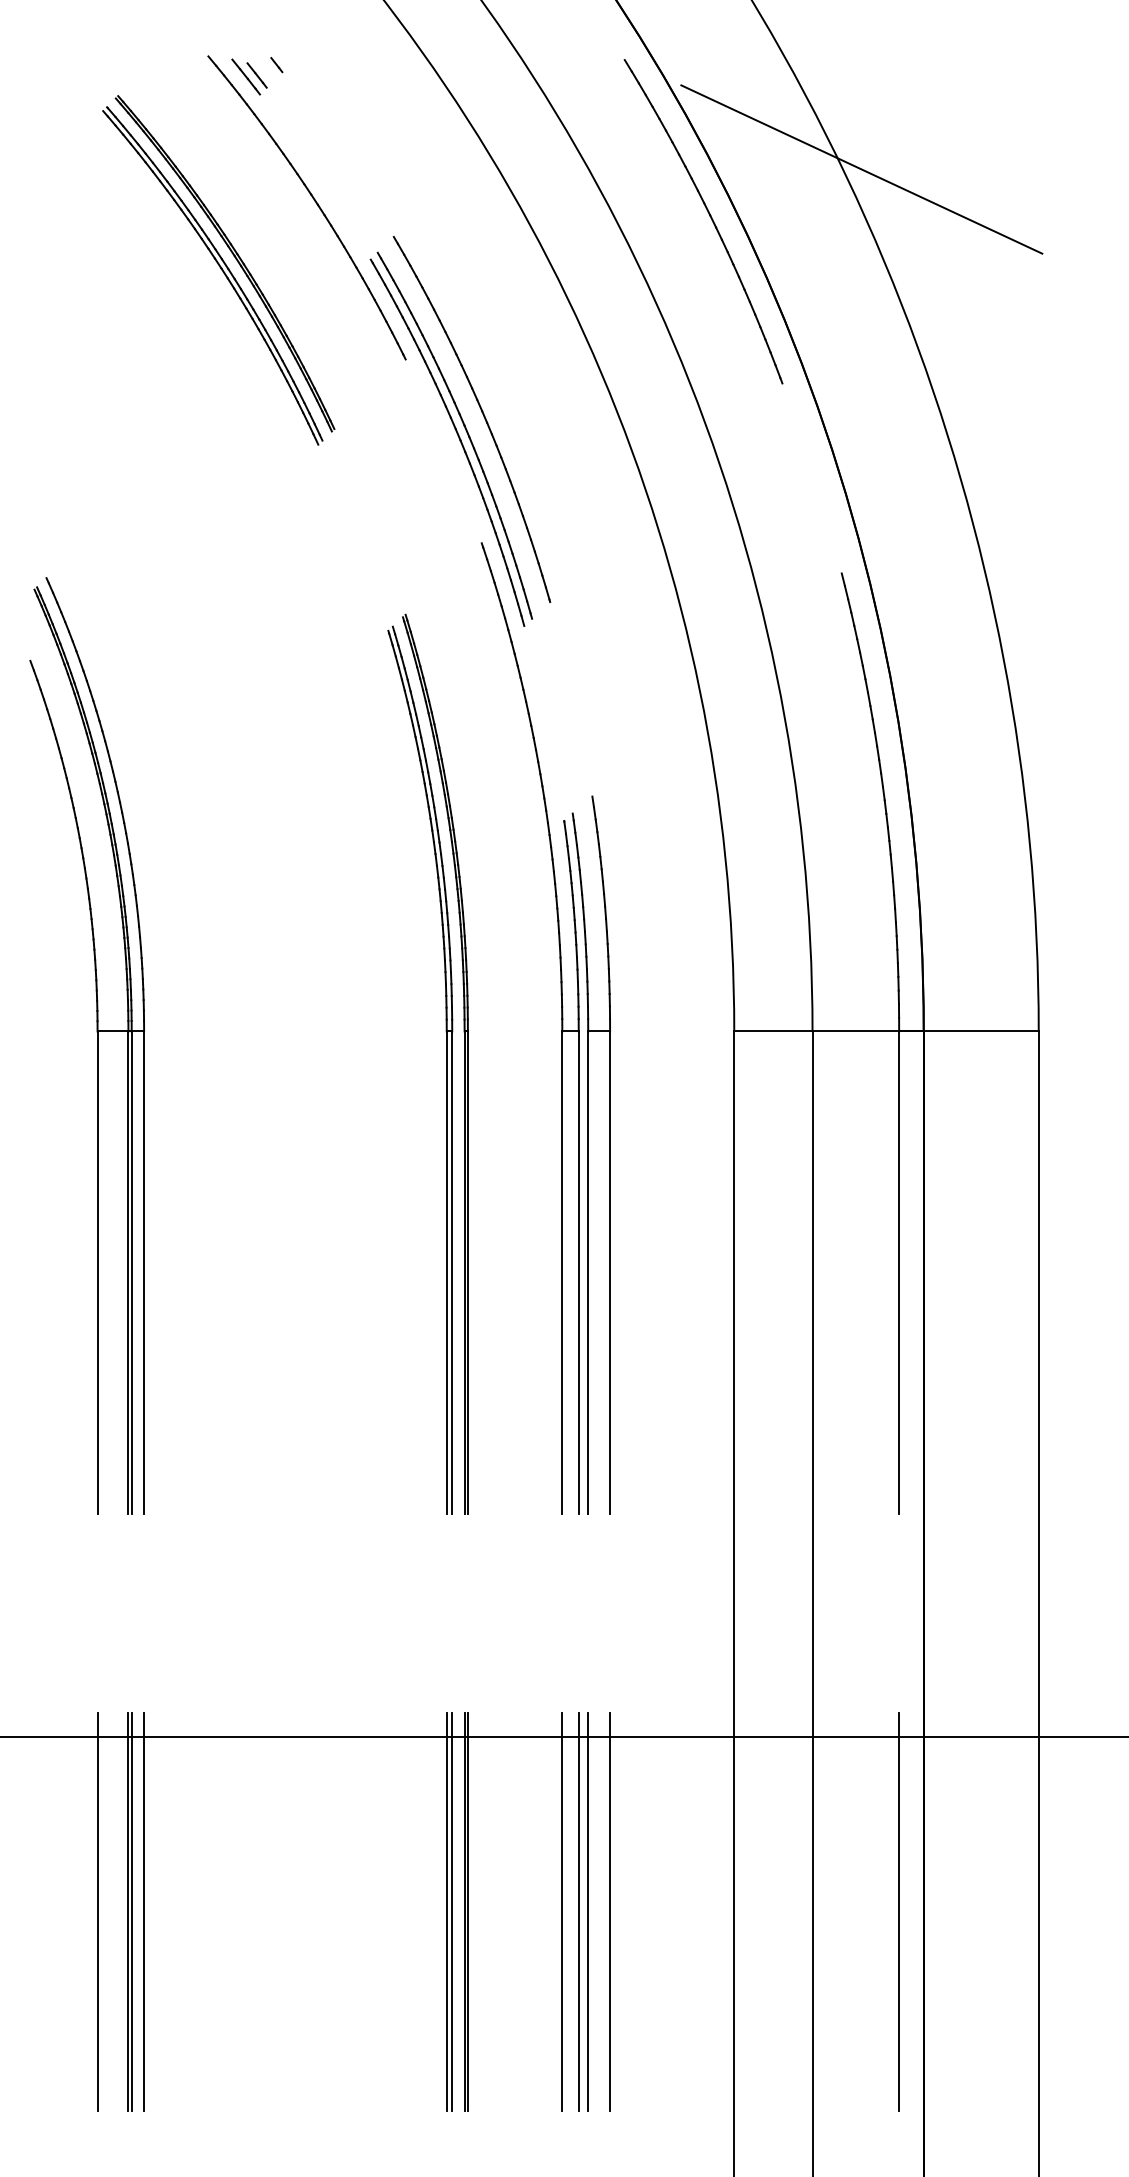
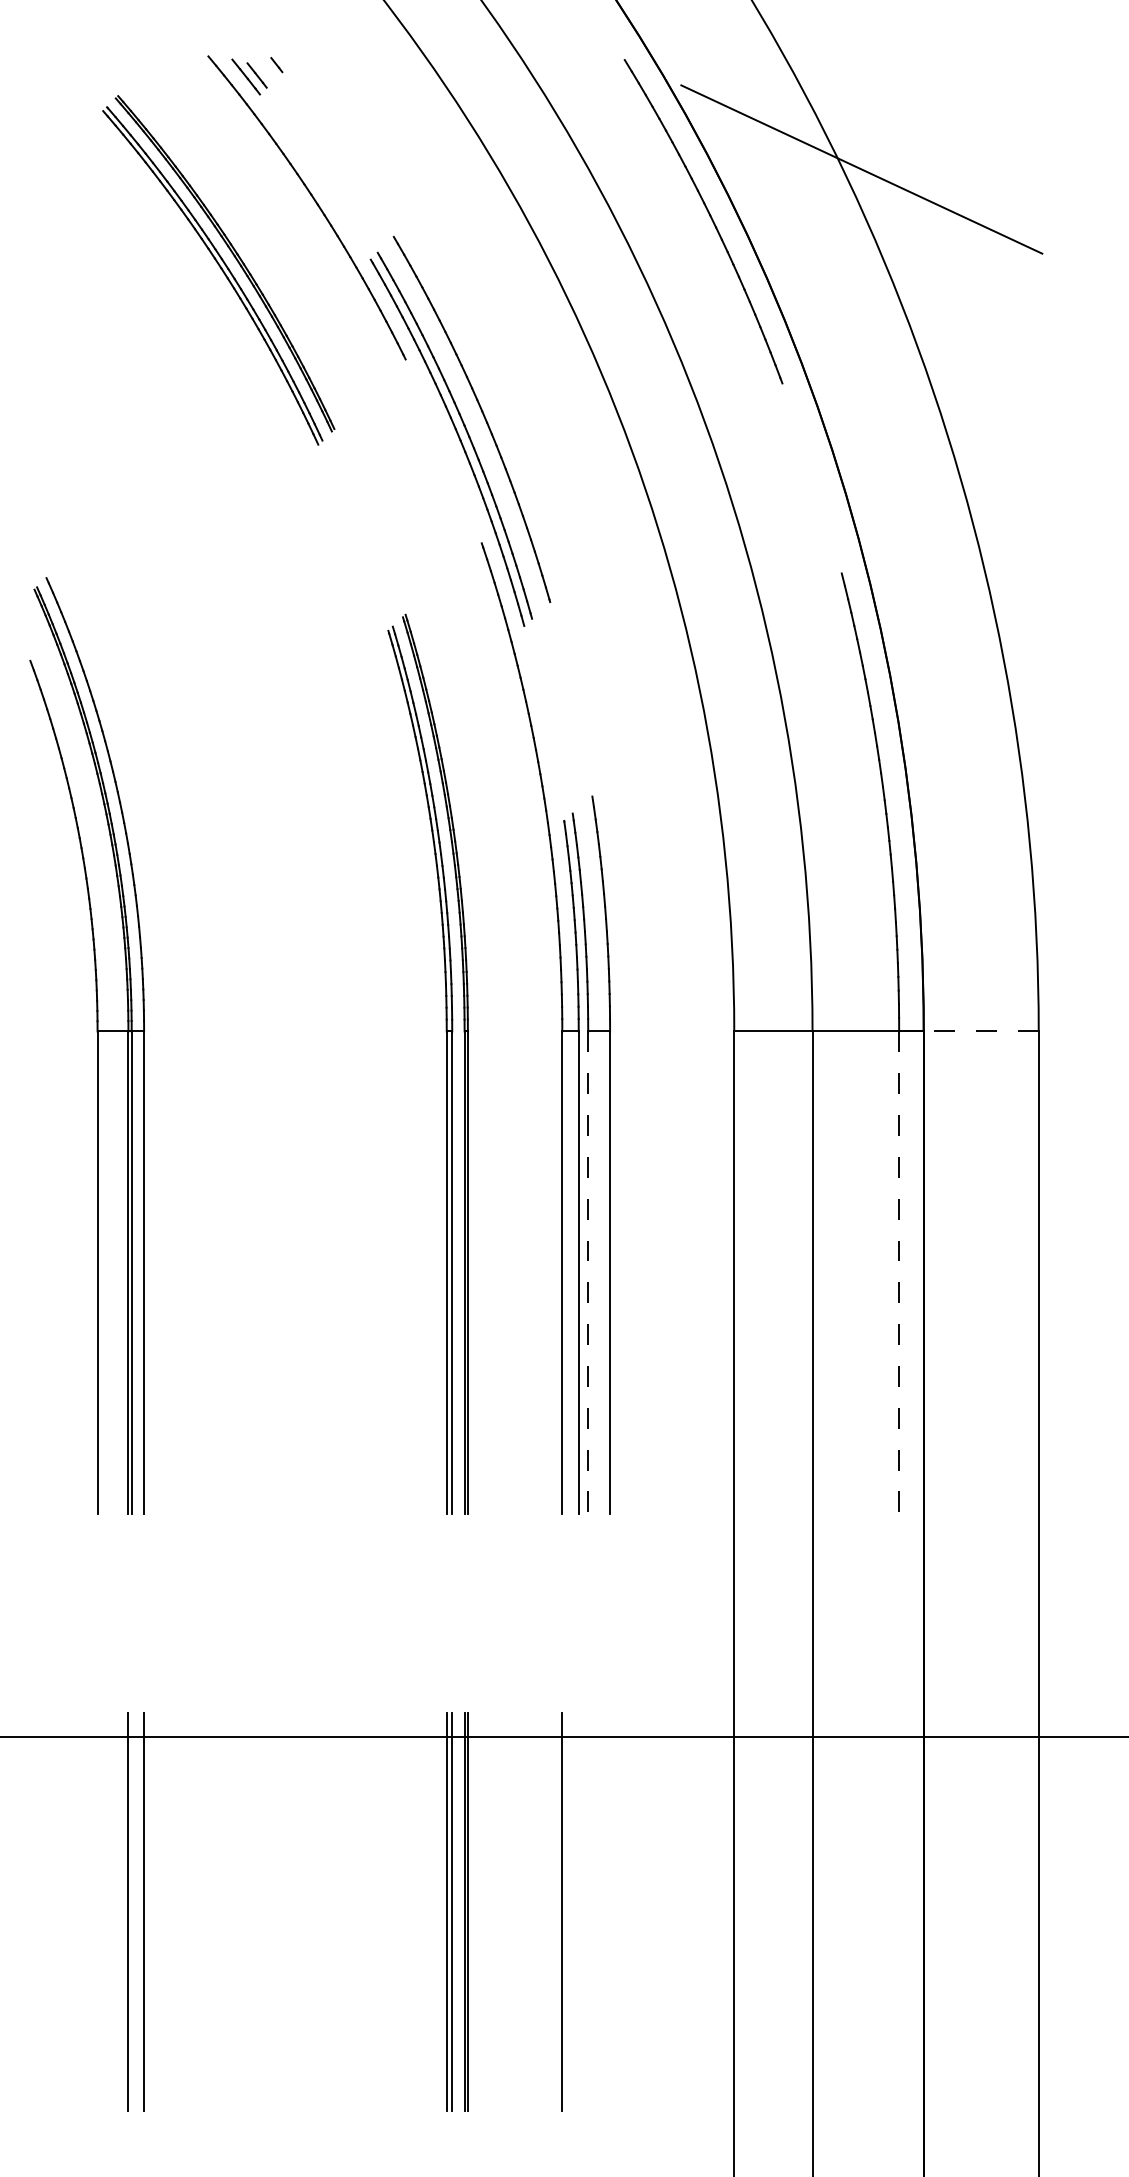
line: solid -> dashed (980, 1031)
line: solid -> dashed (588, 1273)
line: solid -> dashed (899, 1273)
line: present -> none (97, 1911)
line: present -> none (131, 1911)
line: present -> none (578, 1911)
line: present -> none (588, 1911)
line: present -> none (610, 1911)
line: present -> none (899, 1911)
